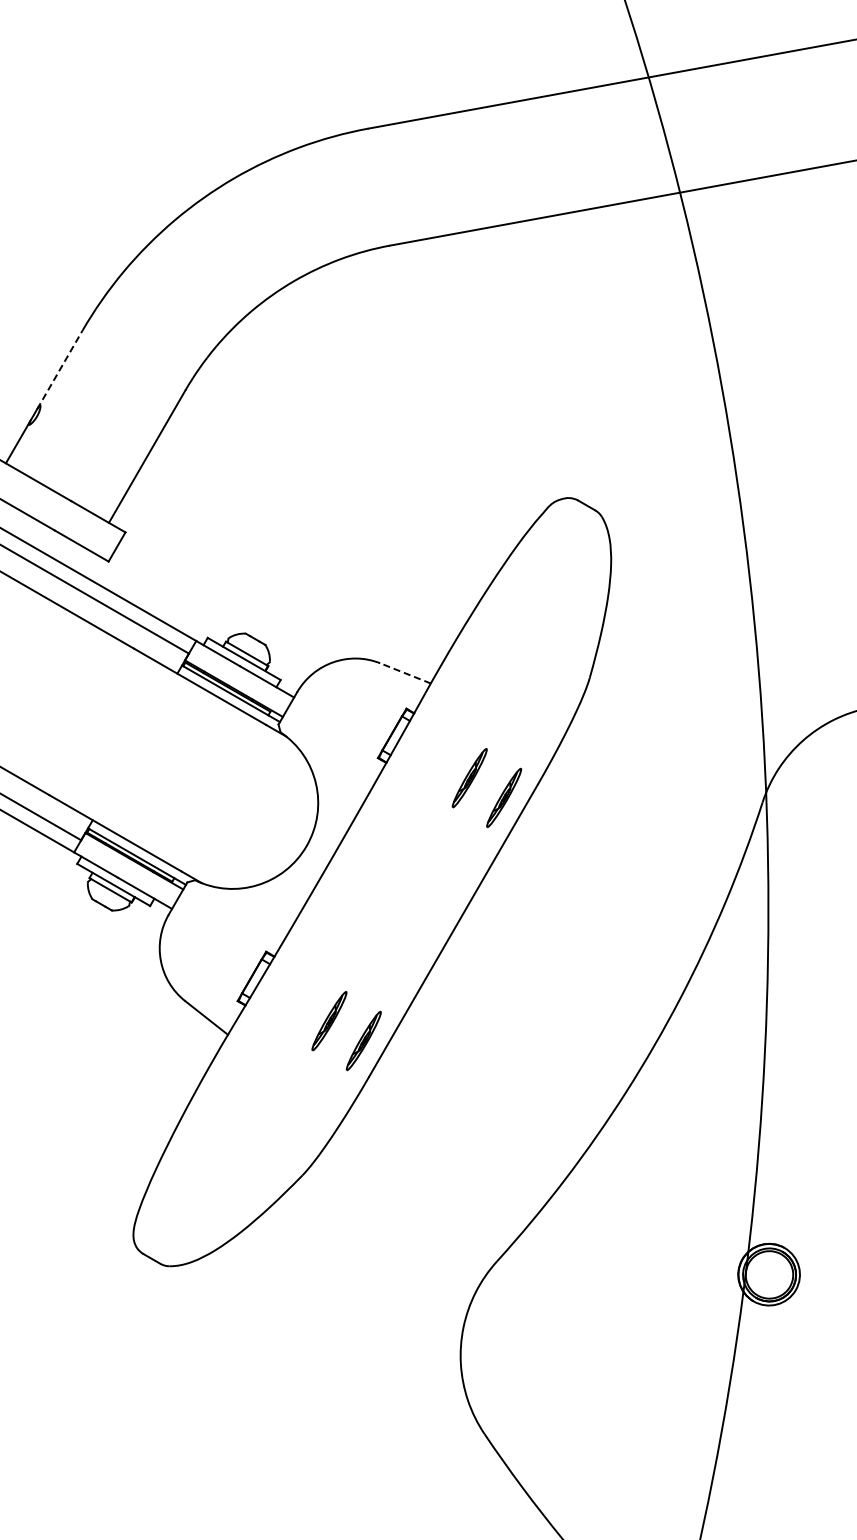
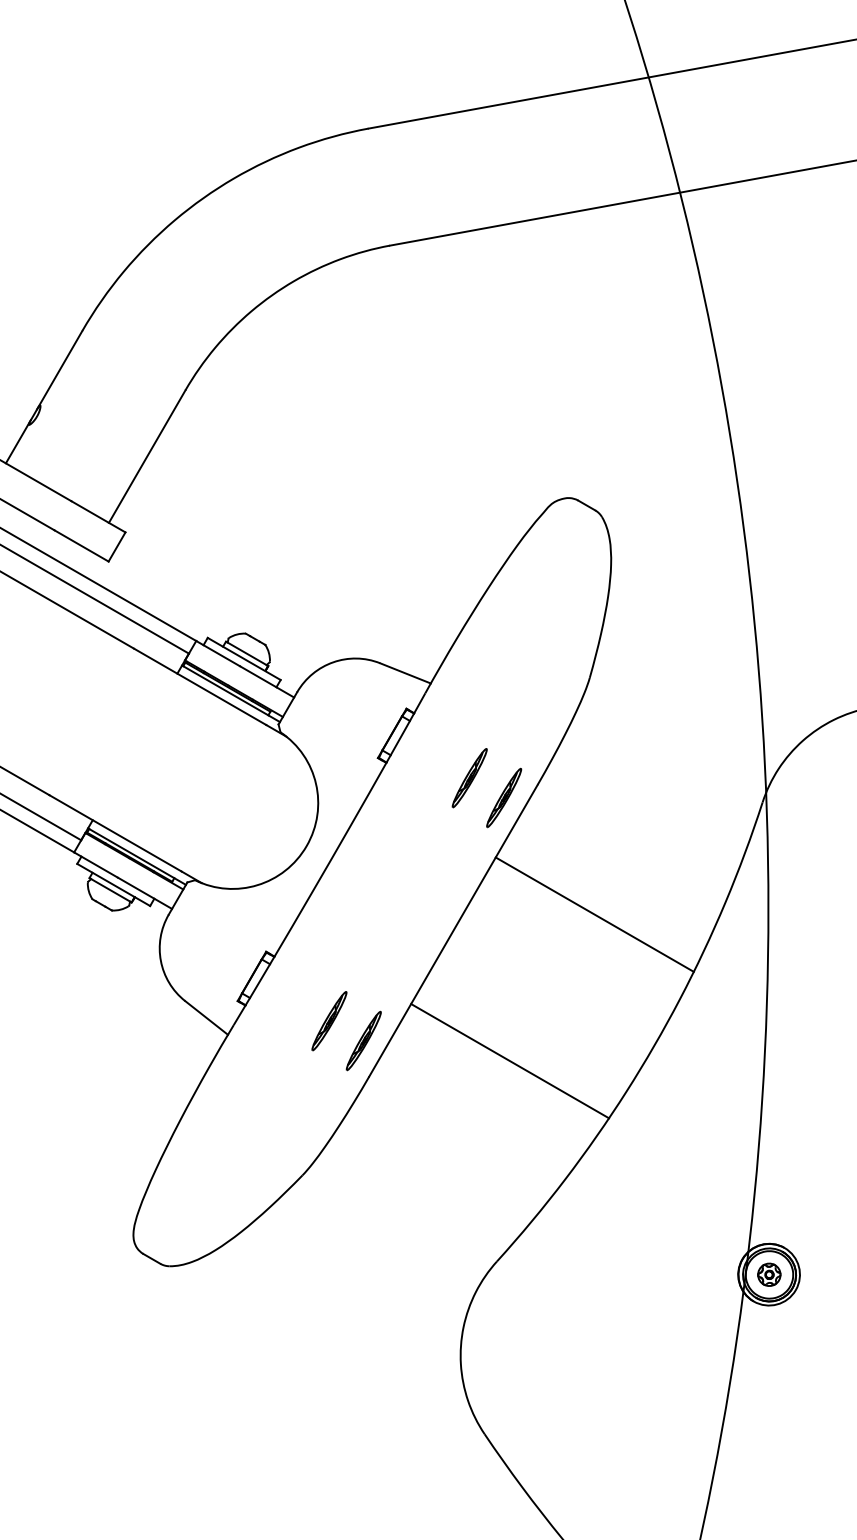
line: dashed -> solid (60, 369)
line: dashed -> solid (405, 673)
line: none -> present (594, 914)
line: none -> present (510, 1061)
part: none -> present (769, 1274)
